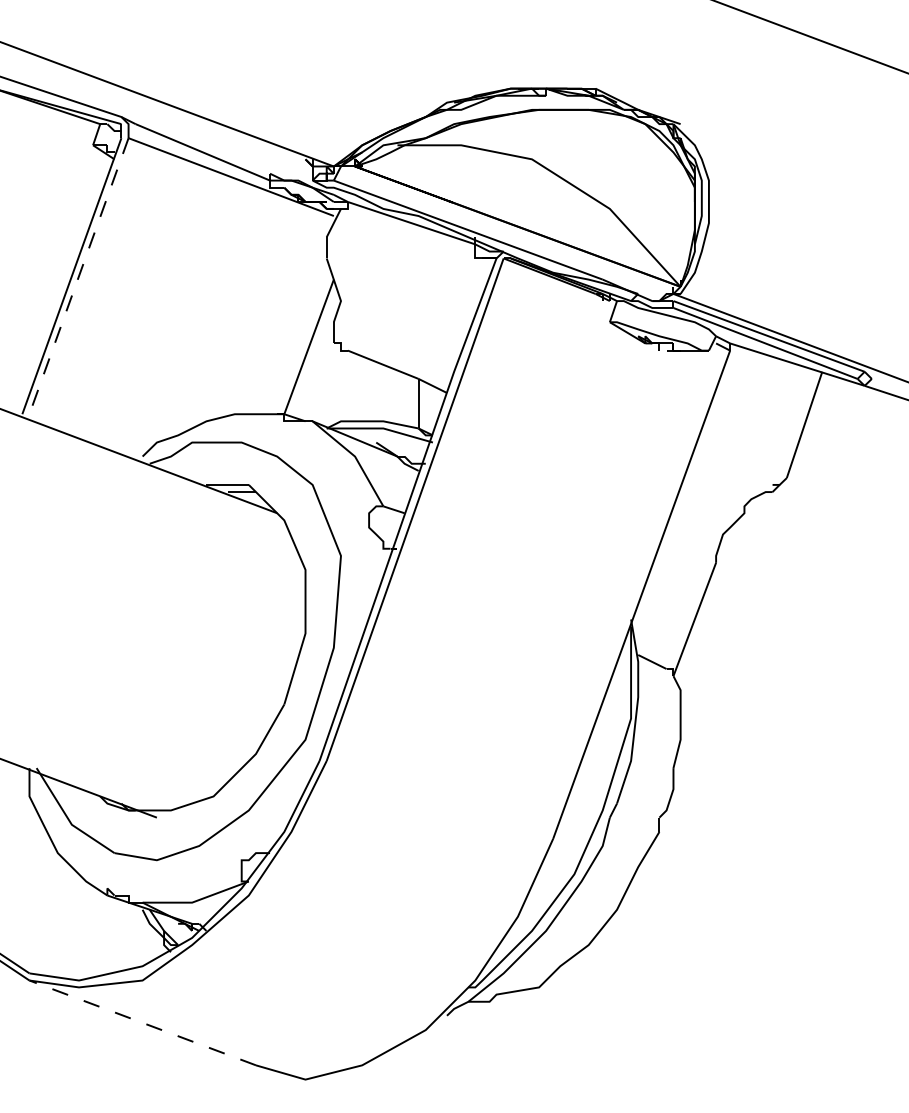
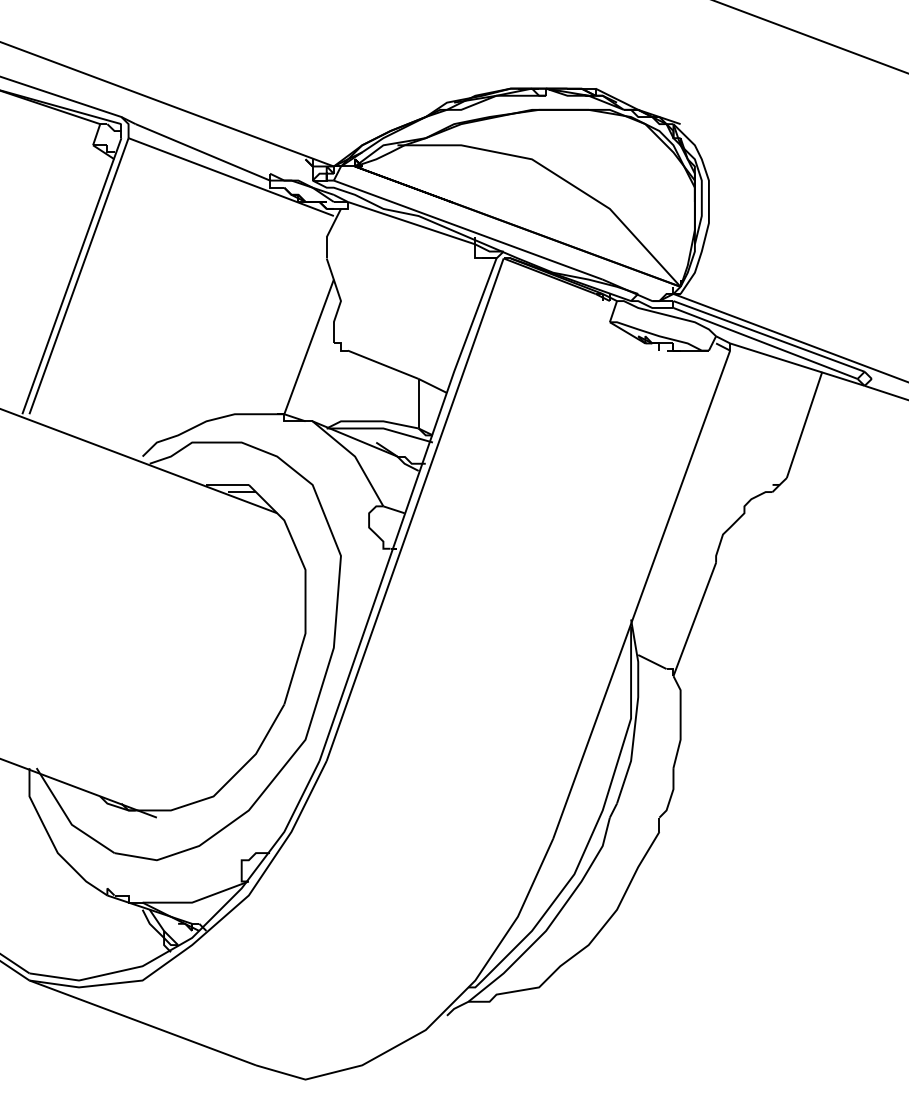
line: dashed -> solid (79, 276)
line: dashed -> solid (142, 1022)
